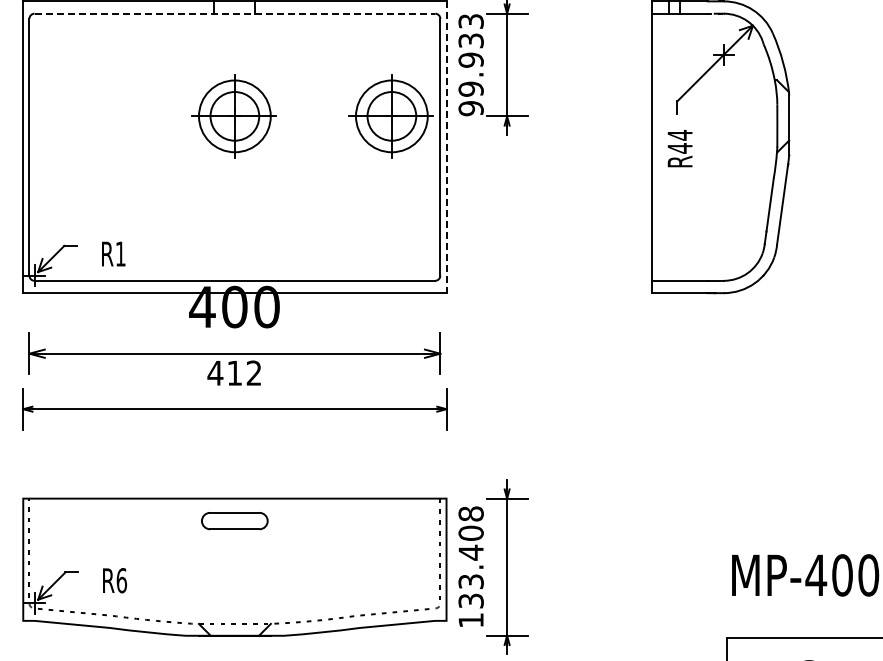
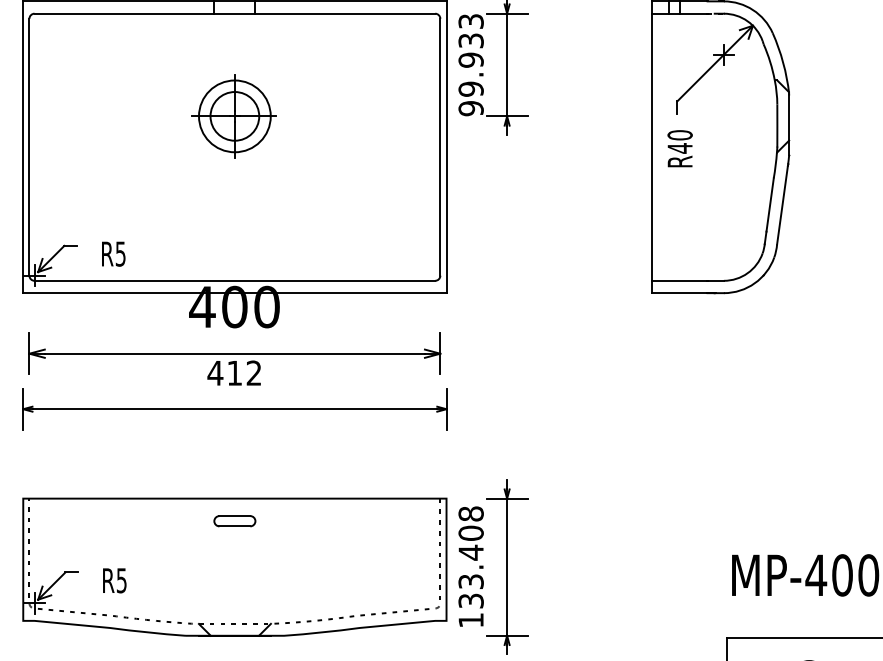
line: dashed -> solid (235, 13)
part: present -> none (390, 116)
text: R44 -> R40 (679, 134)
line: dashed -> solid (446, 147)
text: R1 -> R5 (120, 253)
part size: 68x19 px -> 44x13 px (234, 521)
text: R6 -> R5 (121, 580)
